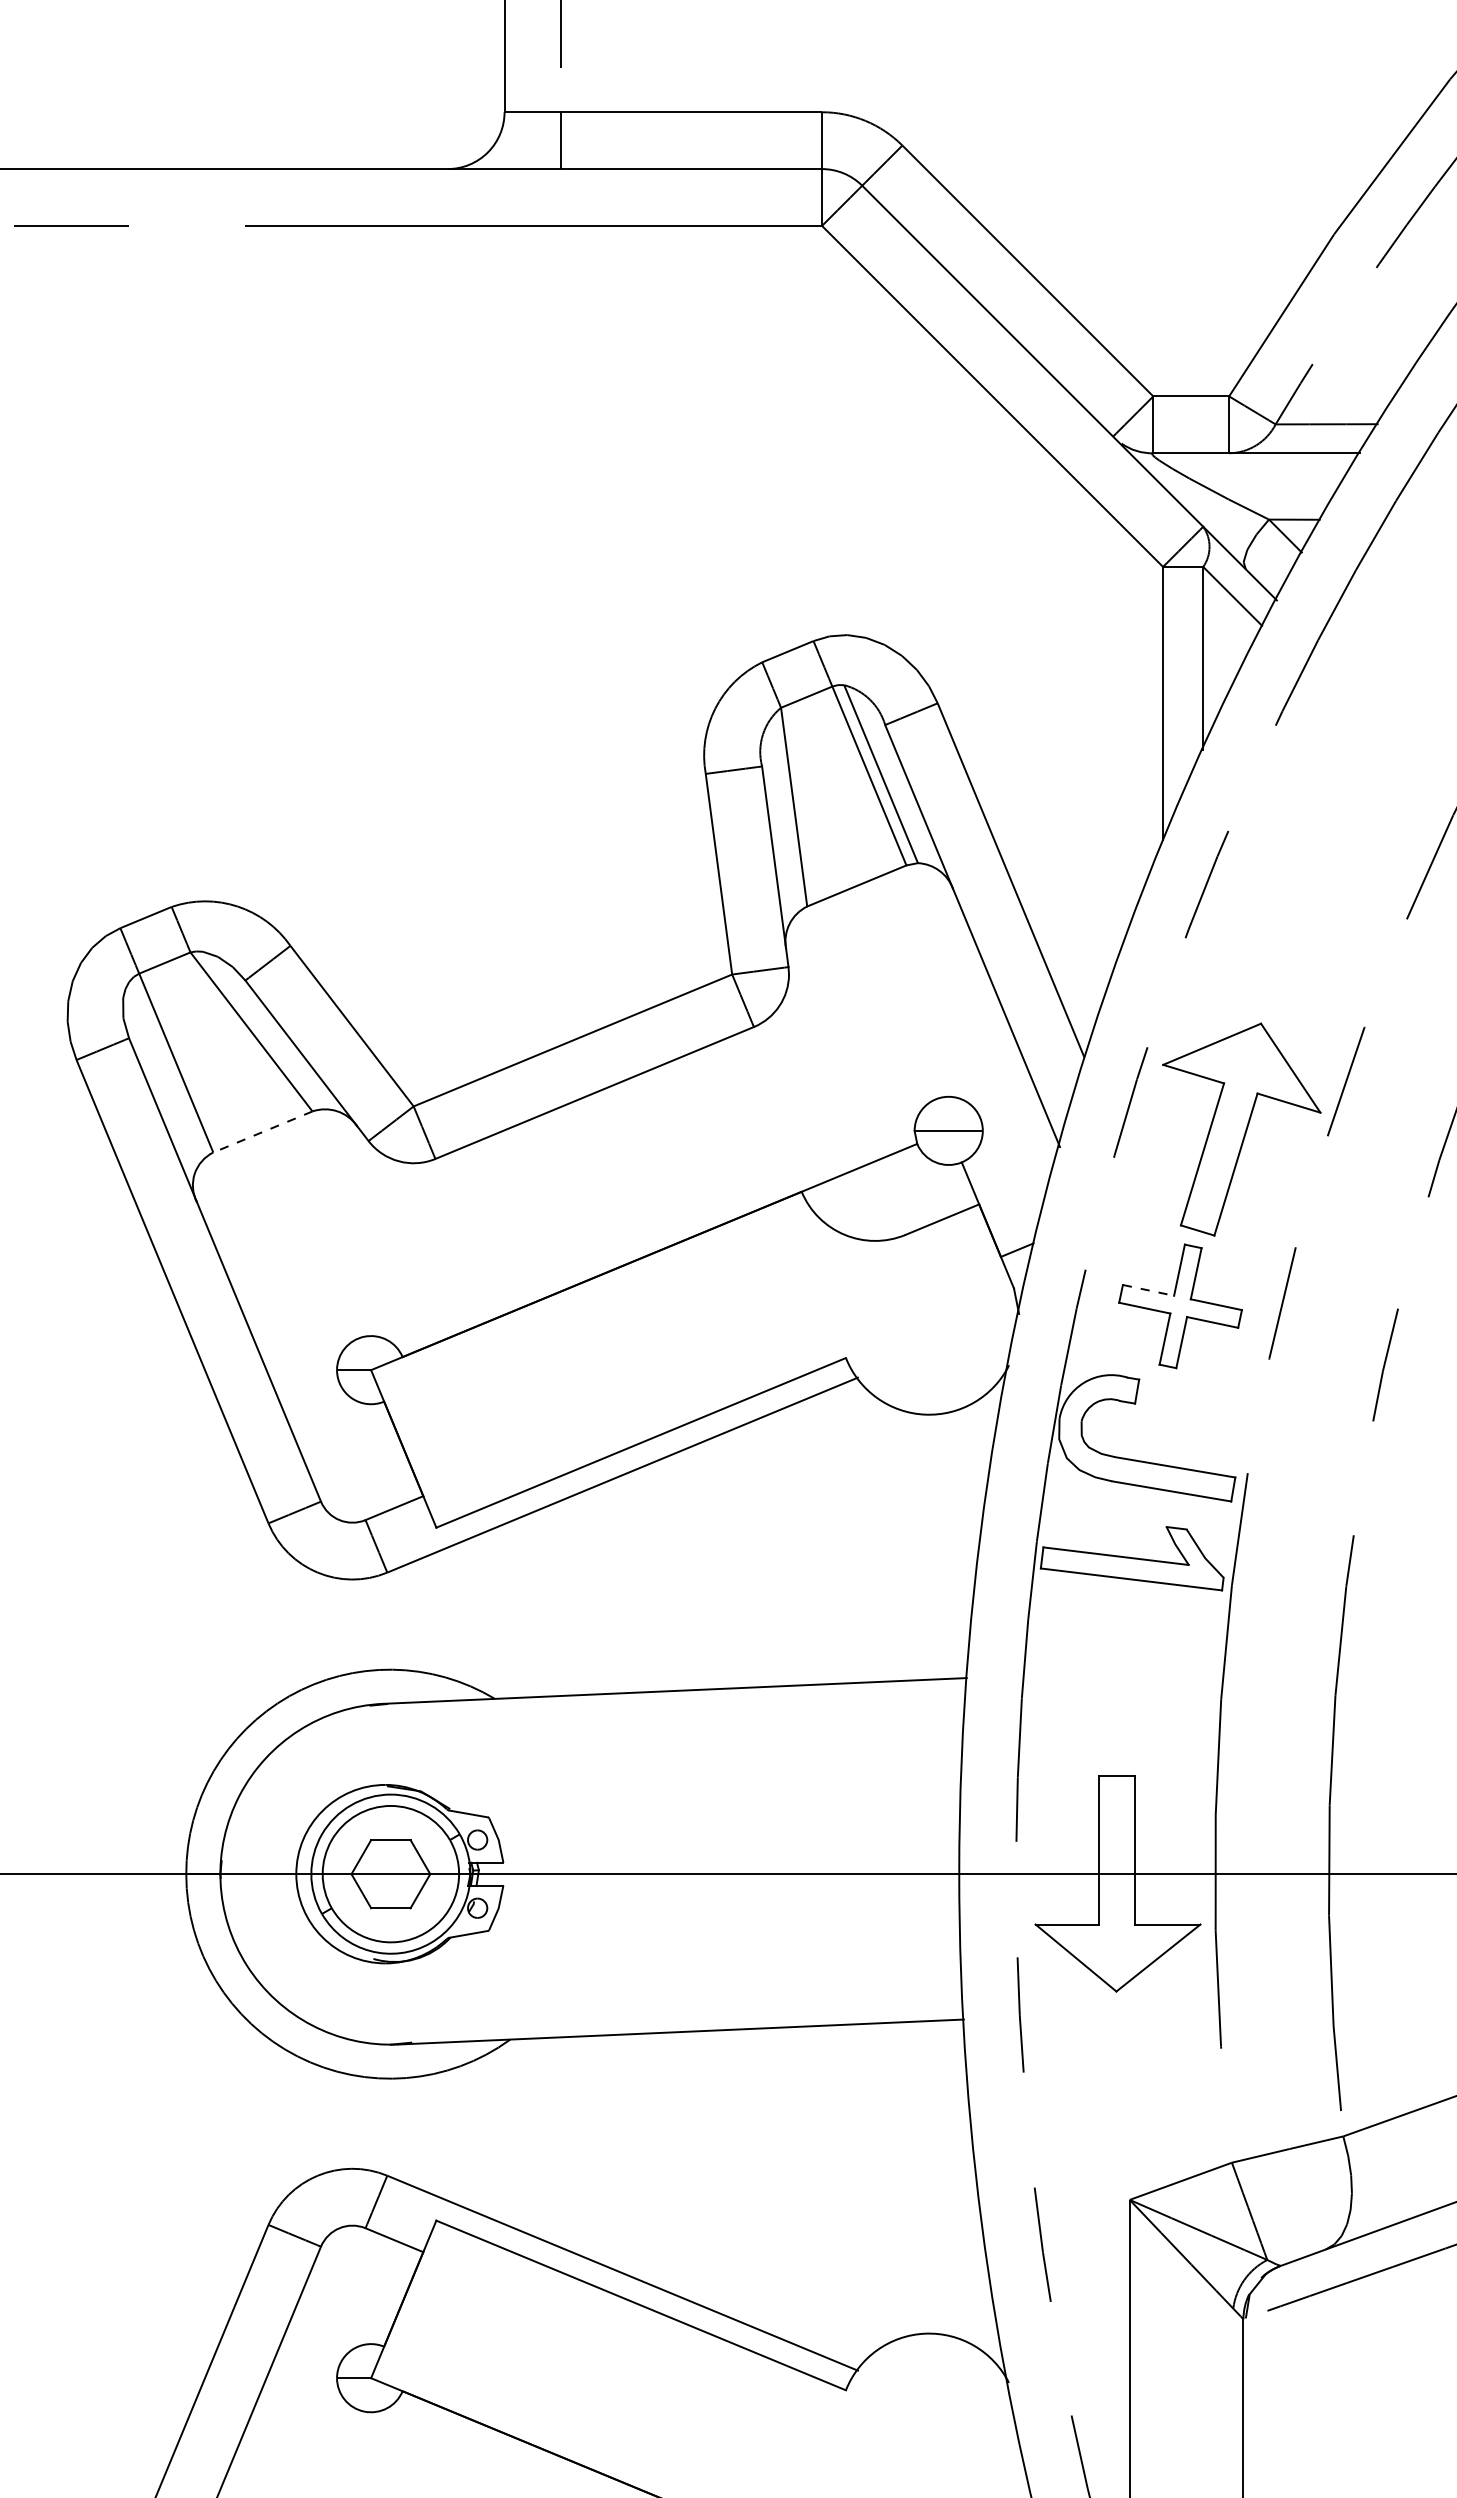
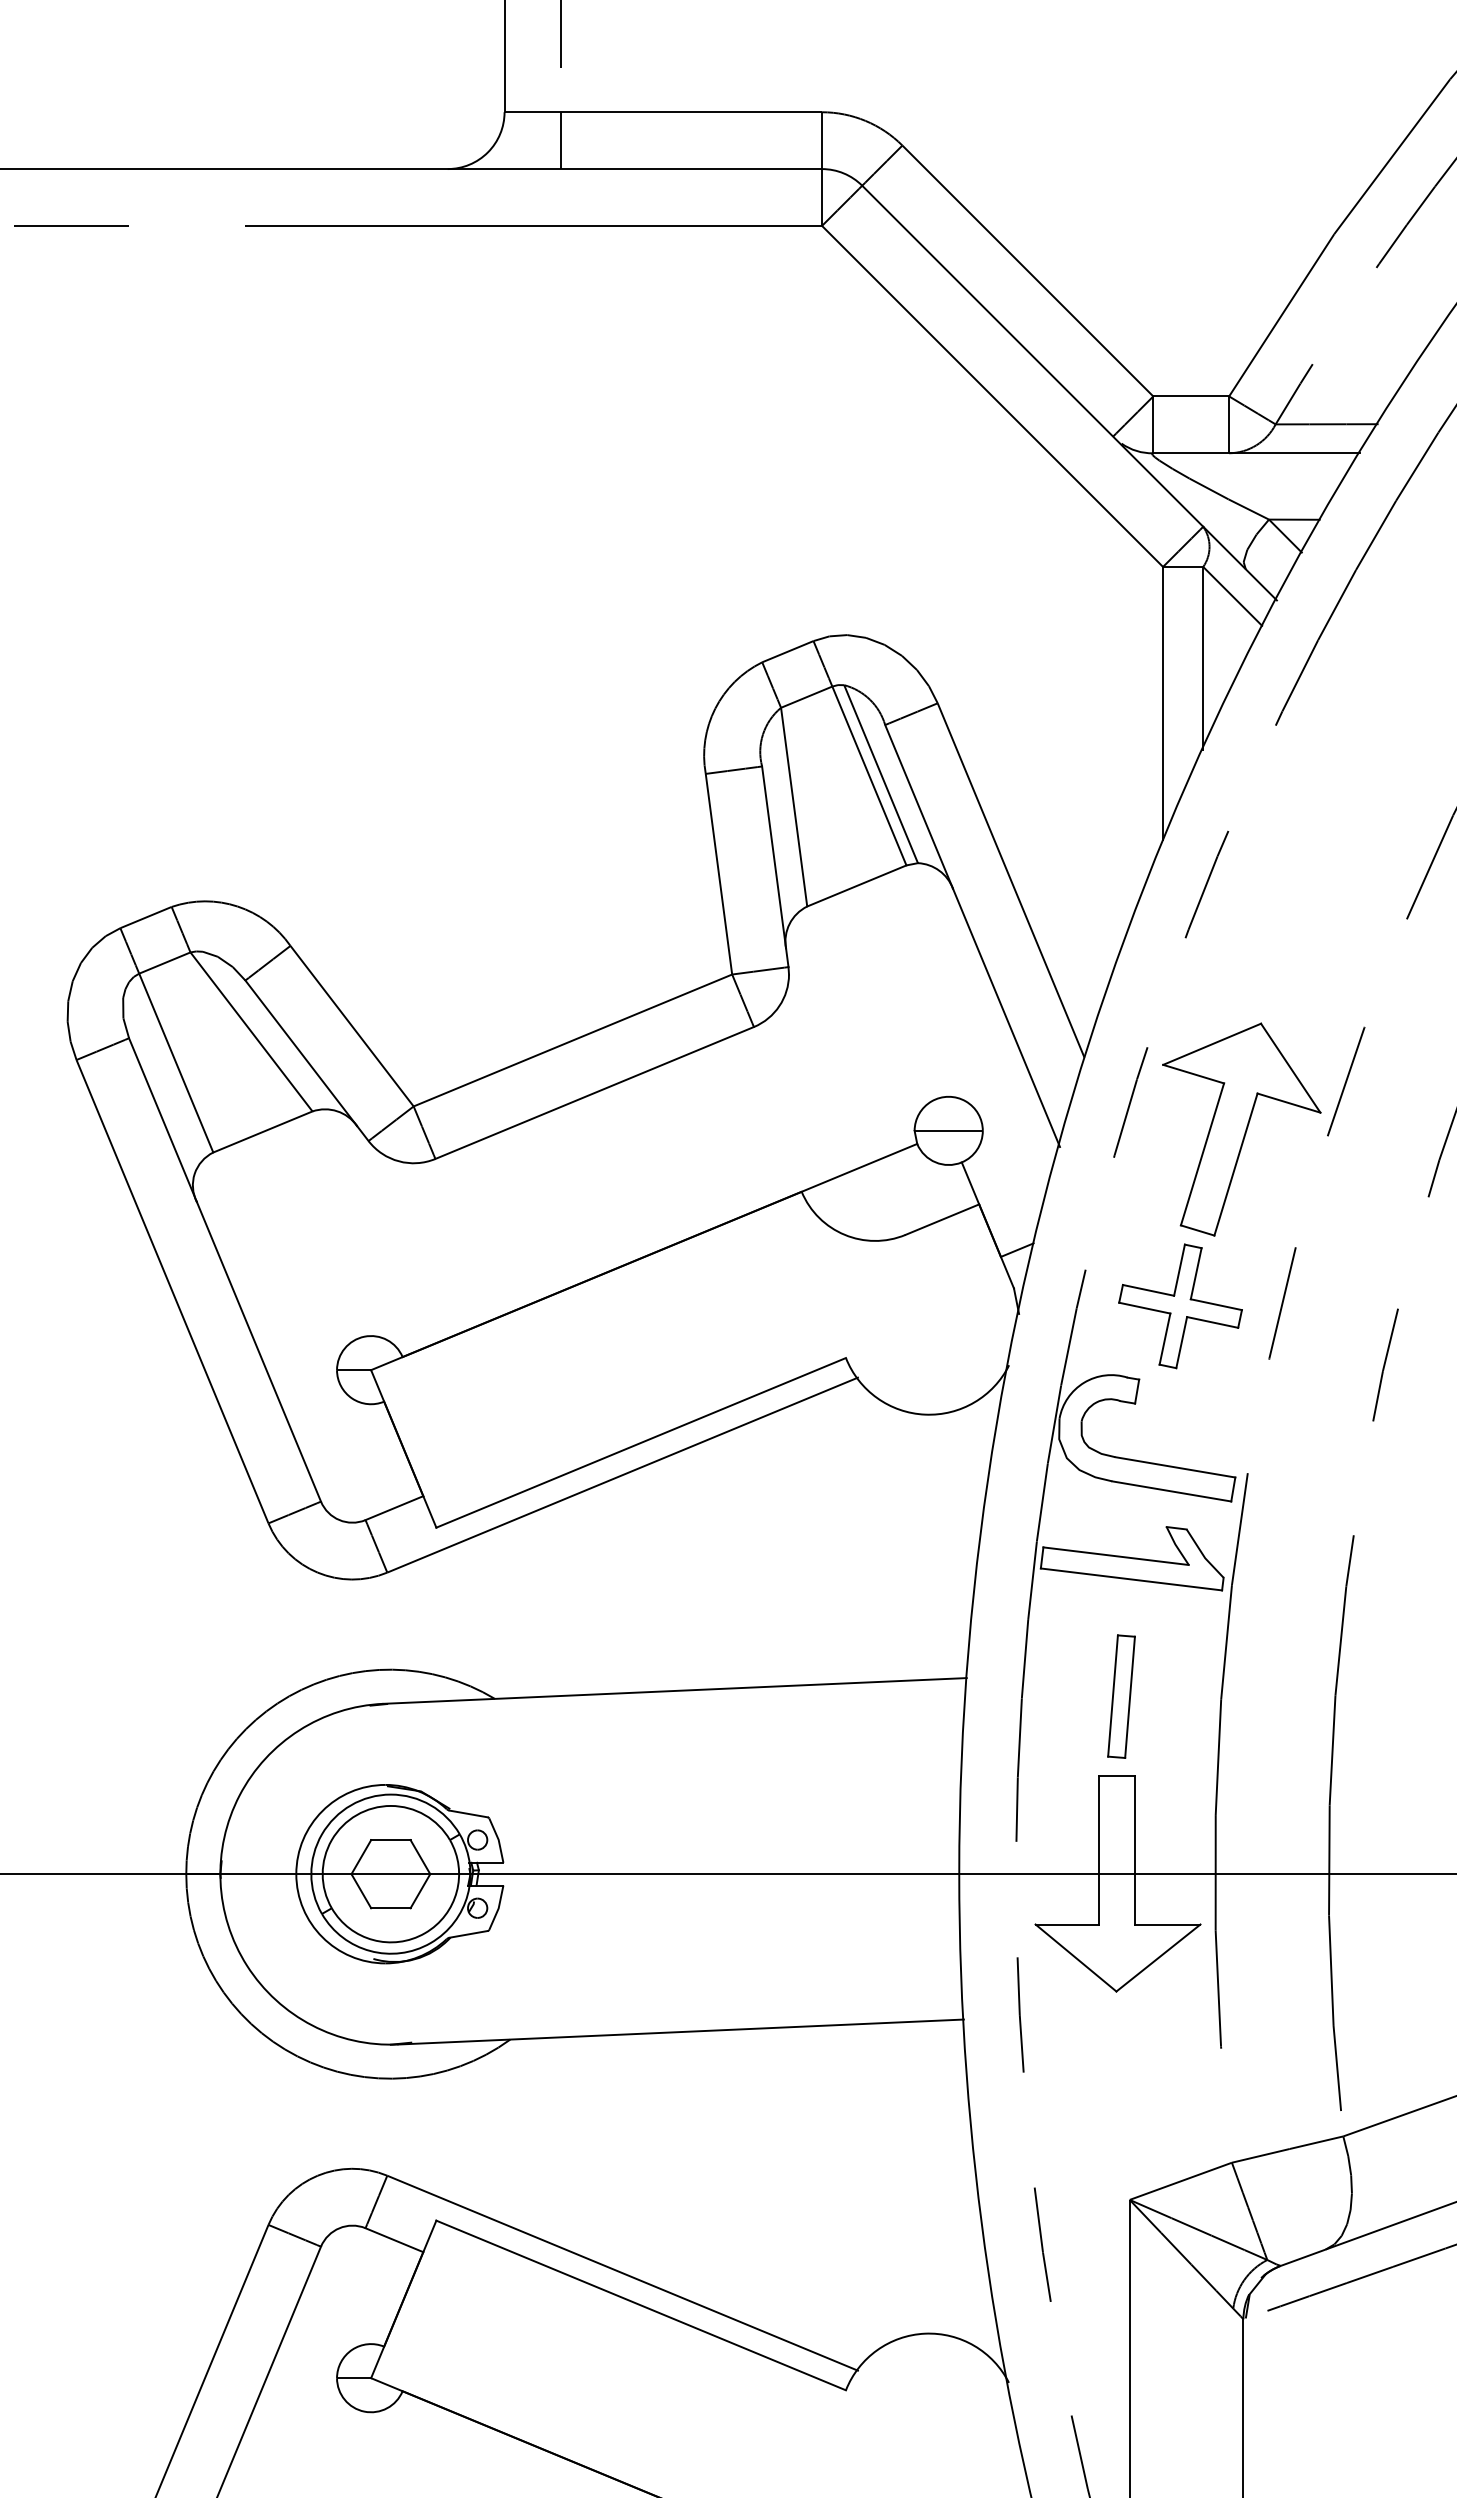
line: dashed -> solid (262, 1131)
line: dashed -> solid (1149, 1290)
part: none -> present (1121, 1696)
